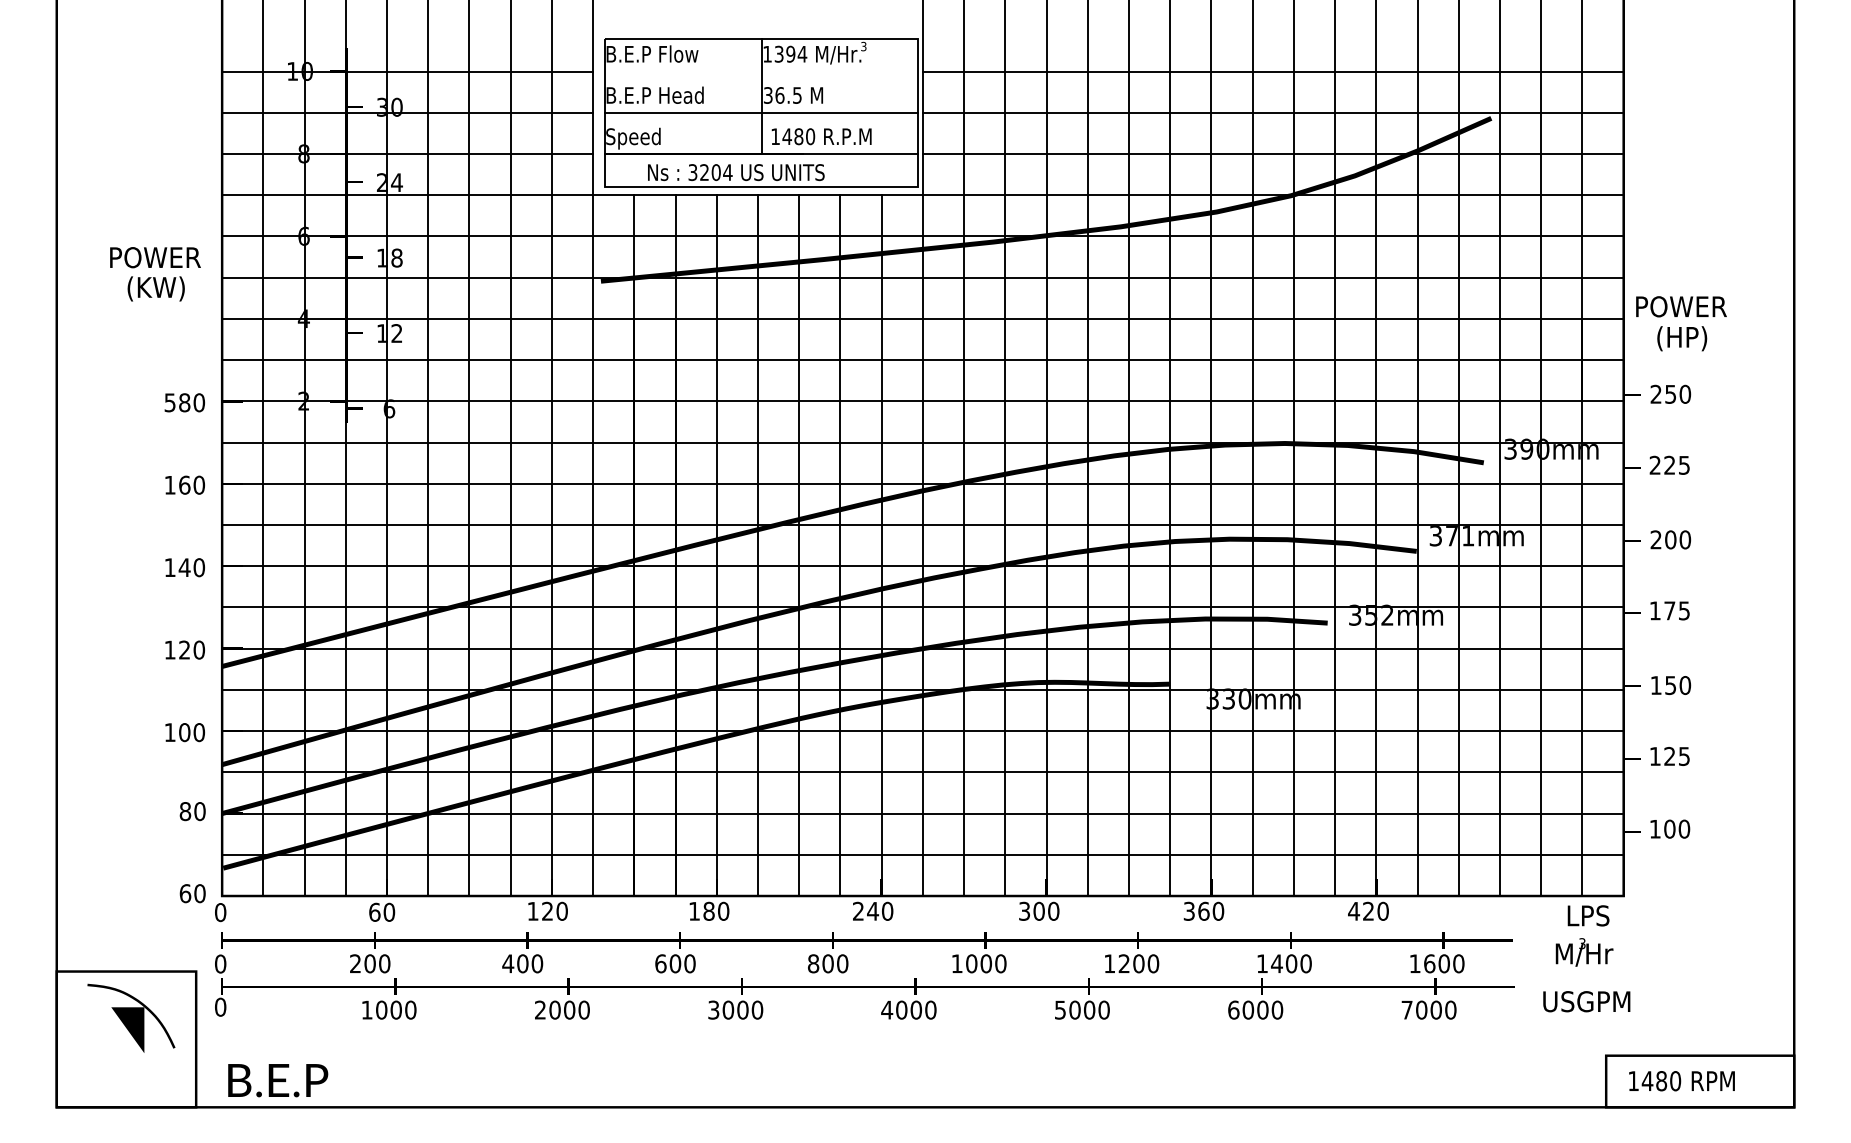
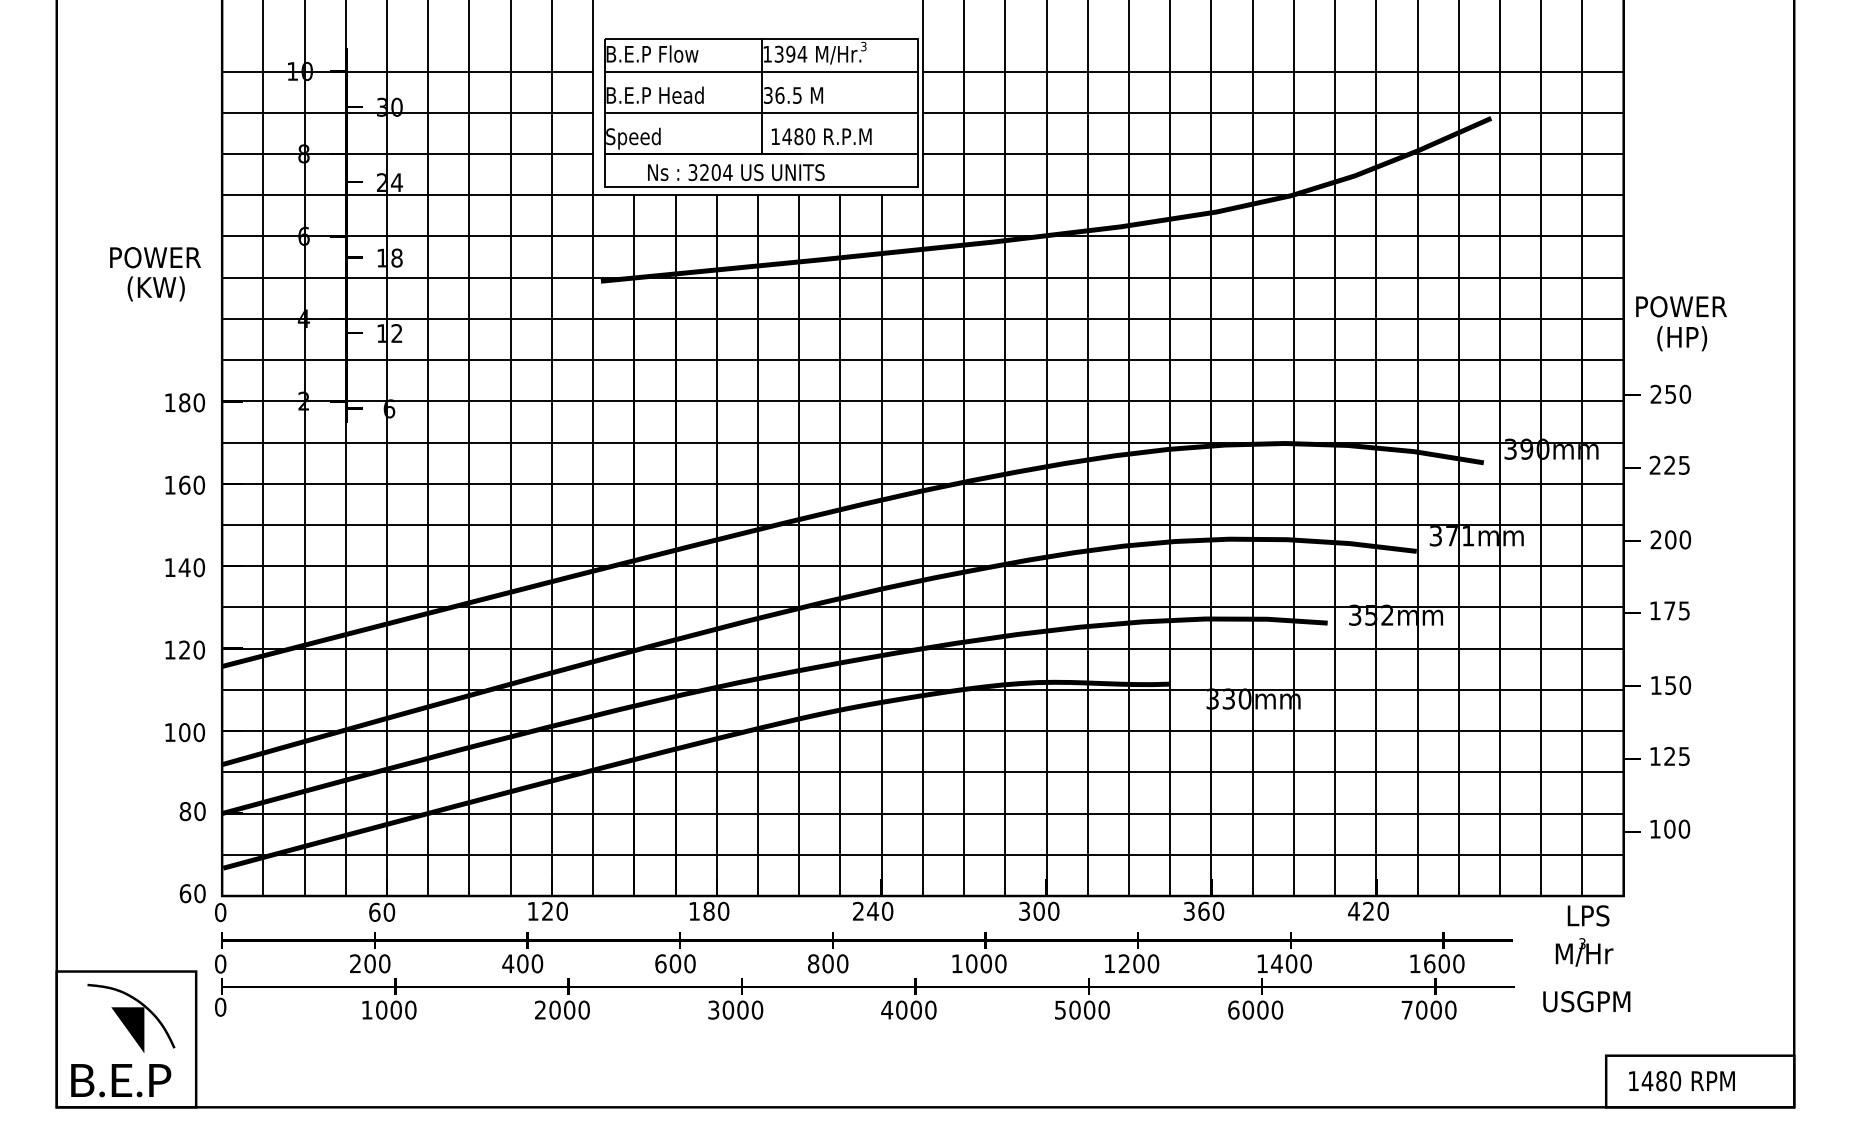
line: none -> present (761, 71)
text: 580 -> 180 (169, 402)
text position: (278, 1080) -> (121, 1080) (121, 1080)
